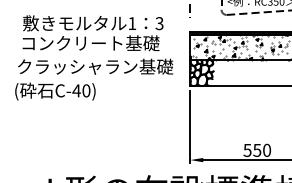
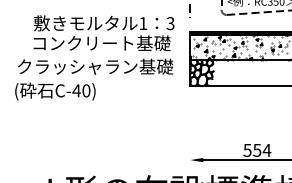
text position: (92, 33) -> (103, 33) (103, 33)
line: present -> none (190, 126)
text: 550 -> 554 (266, 149)
